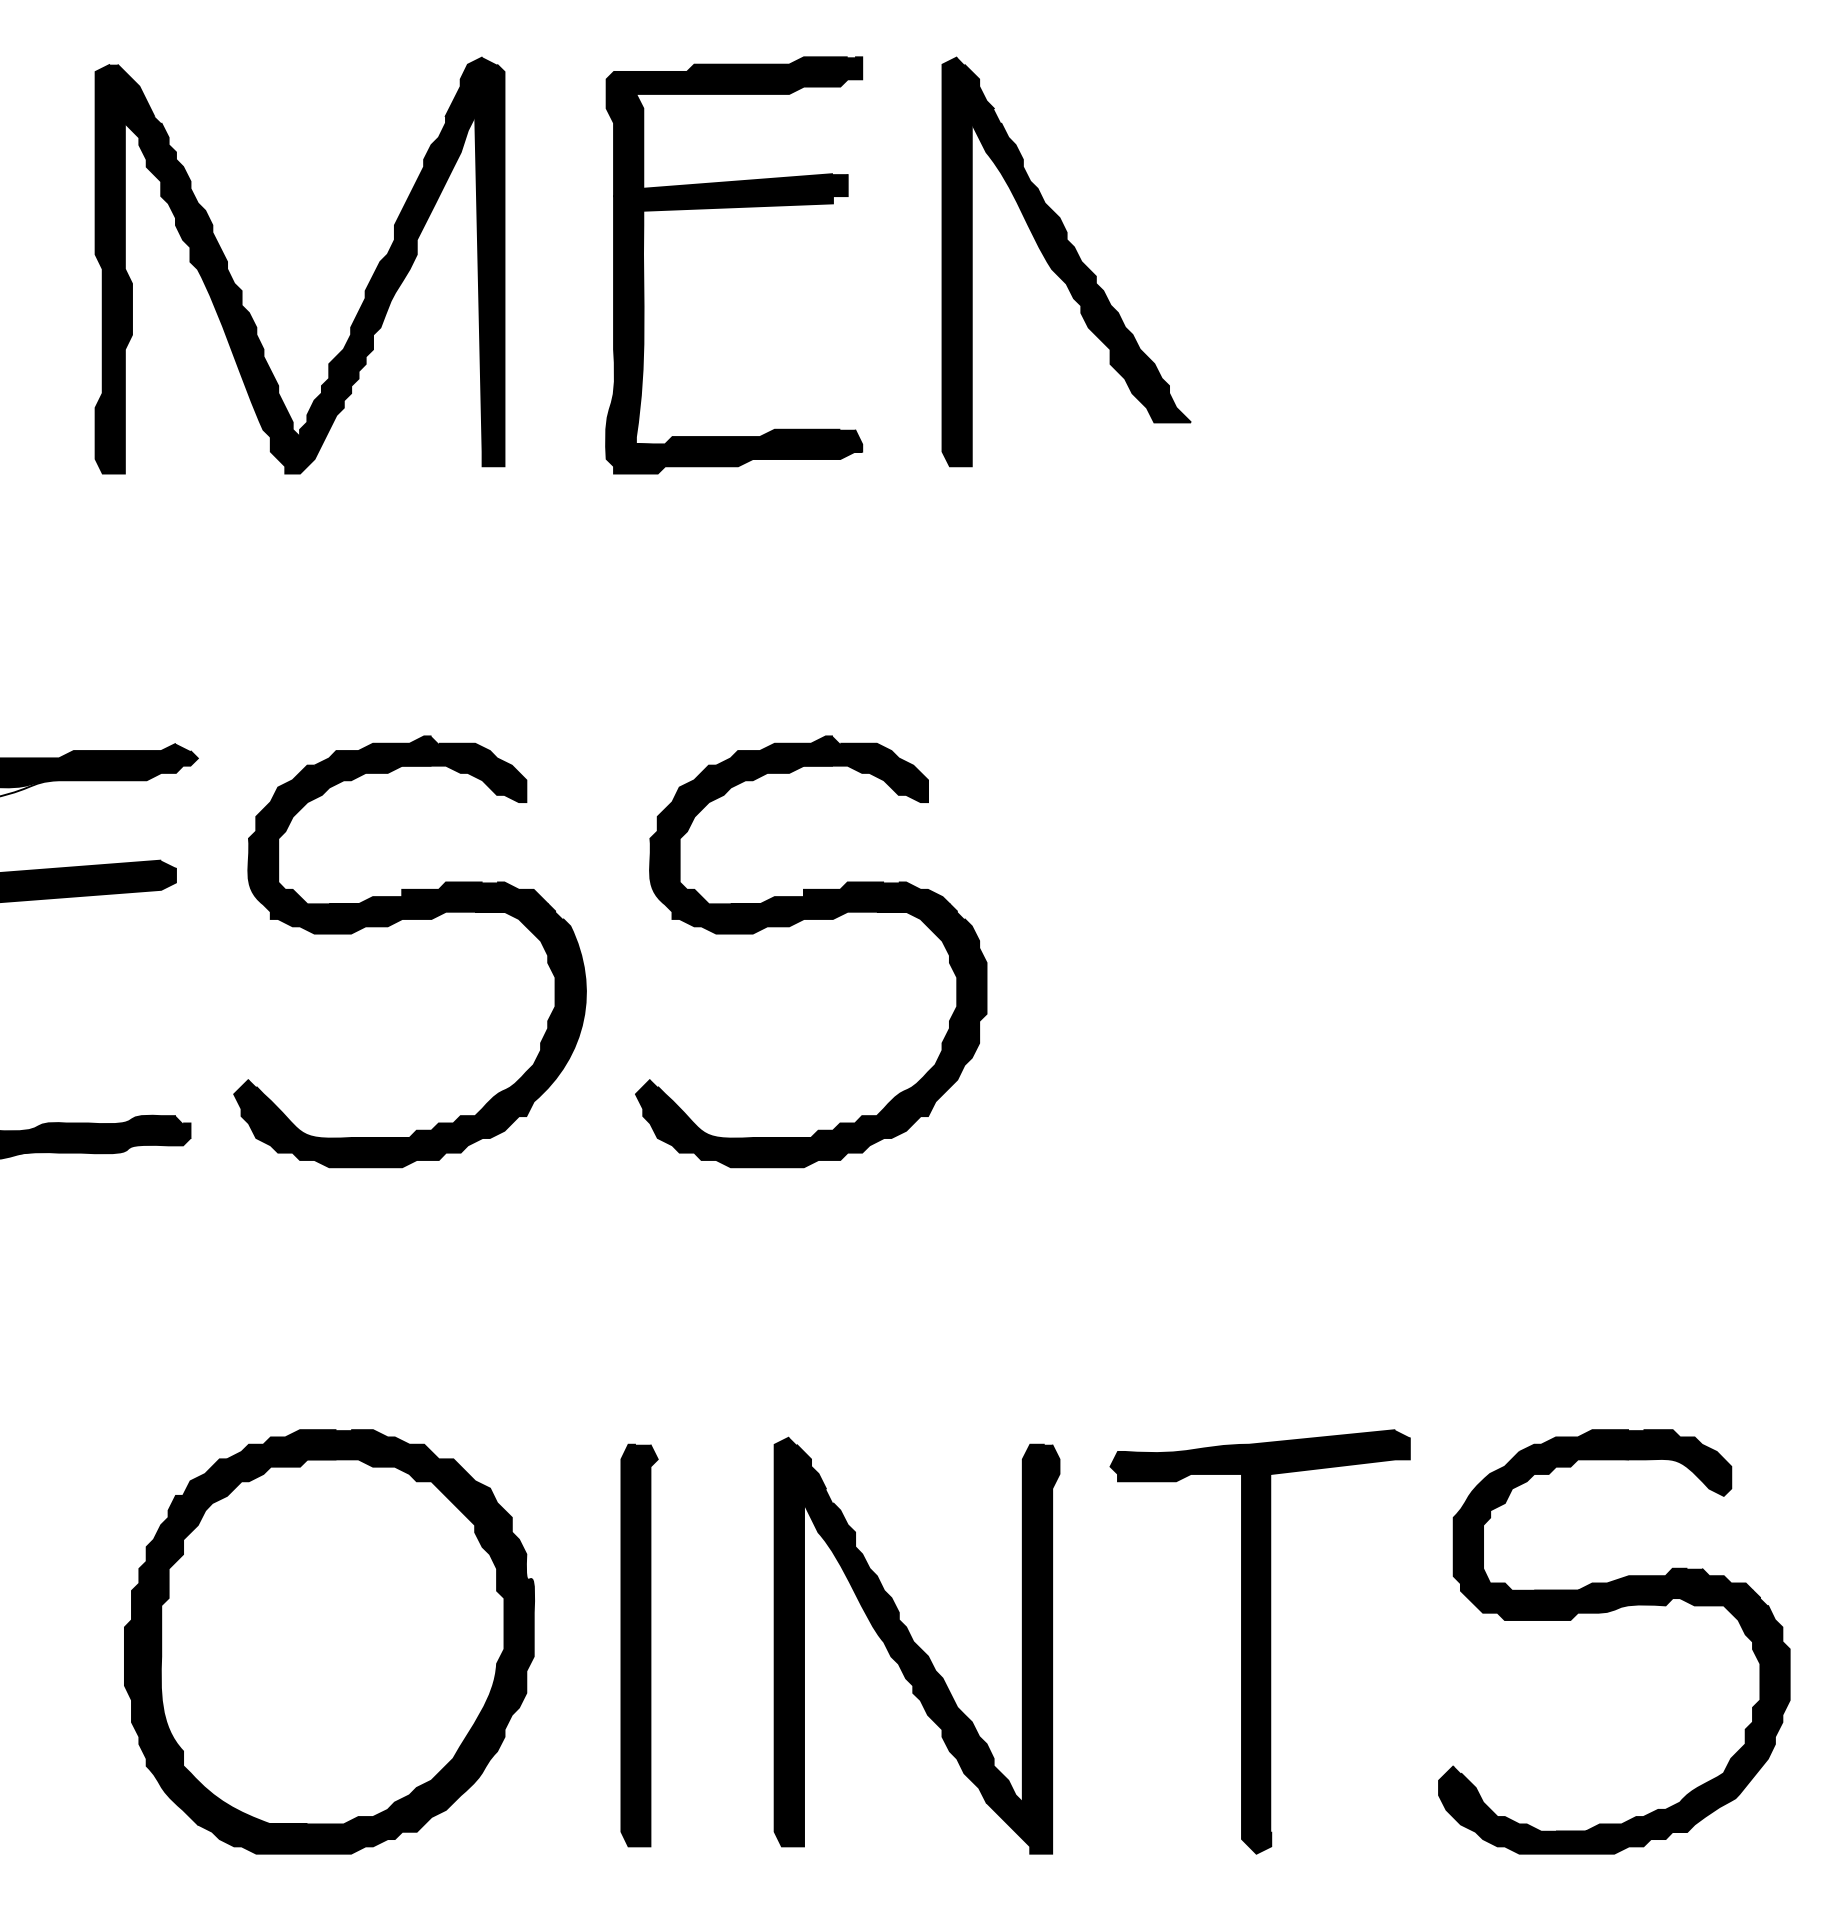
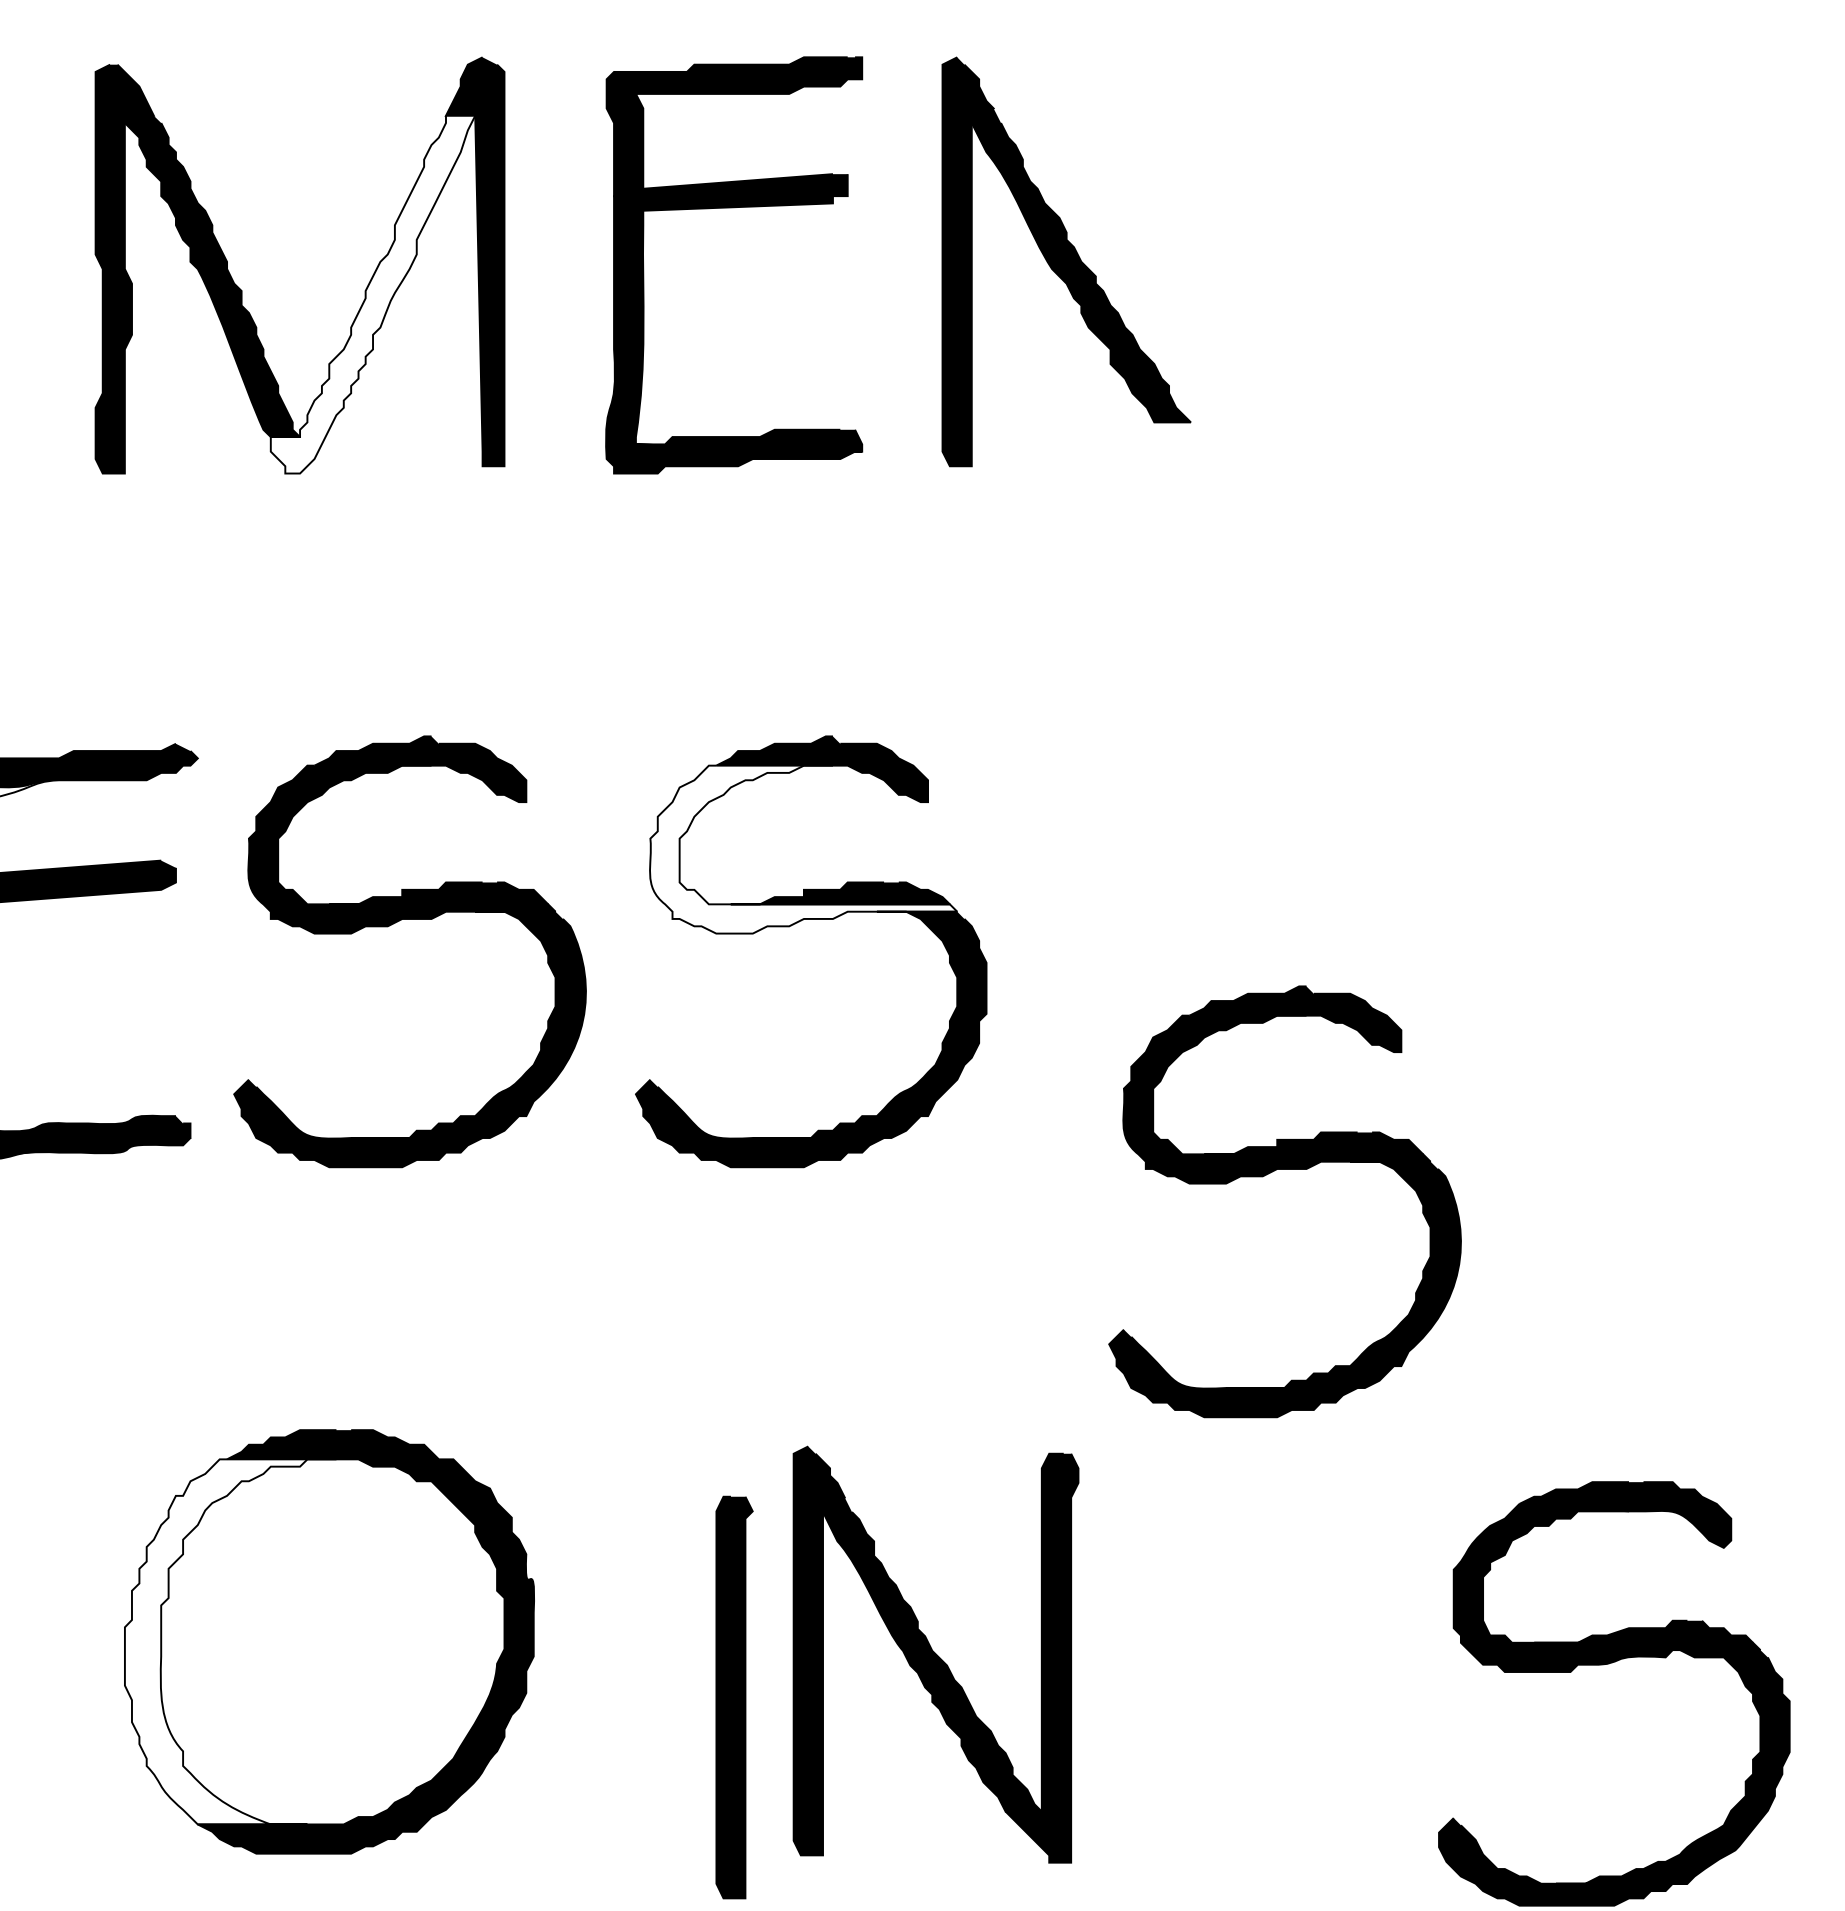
fill: present -> none (372, 294)
fill: present -> none (803, 849)
part: none -> present (1270, 1173)
part position: (1609, 1612) -> (1609, 1664) (1609, 1664)
fill: present -> none (230, 1641)
part: present -> none (1259, 1641)
part position: (639, 1645) -> (734, 1697) (734, 1697)
part position: (916, 1645) -> (935, 1654) (935, 1654)
